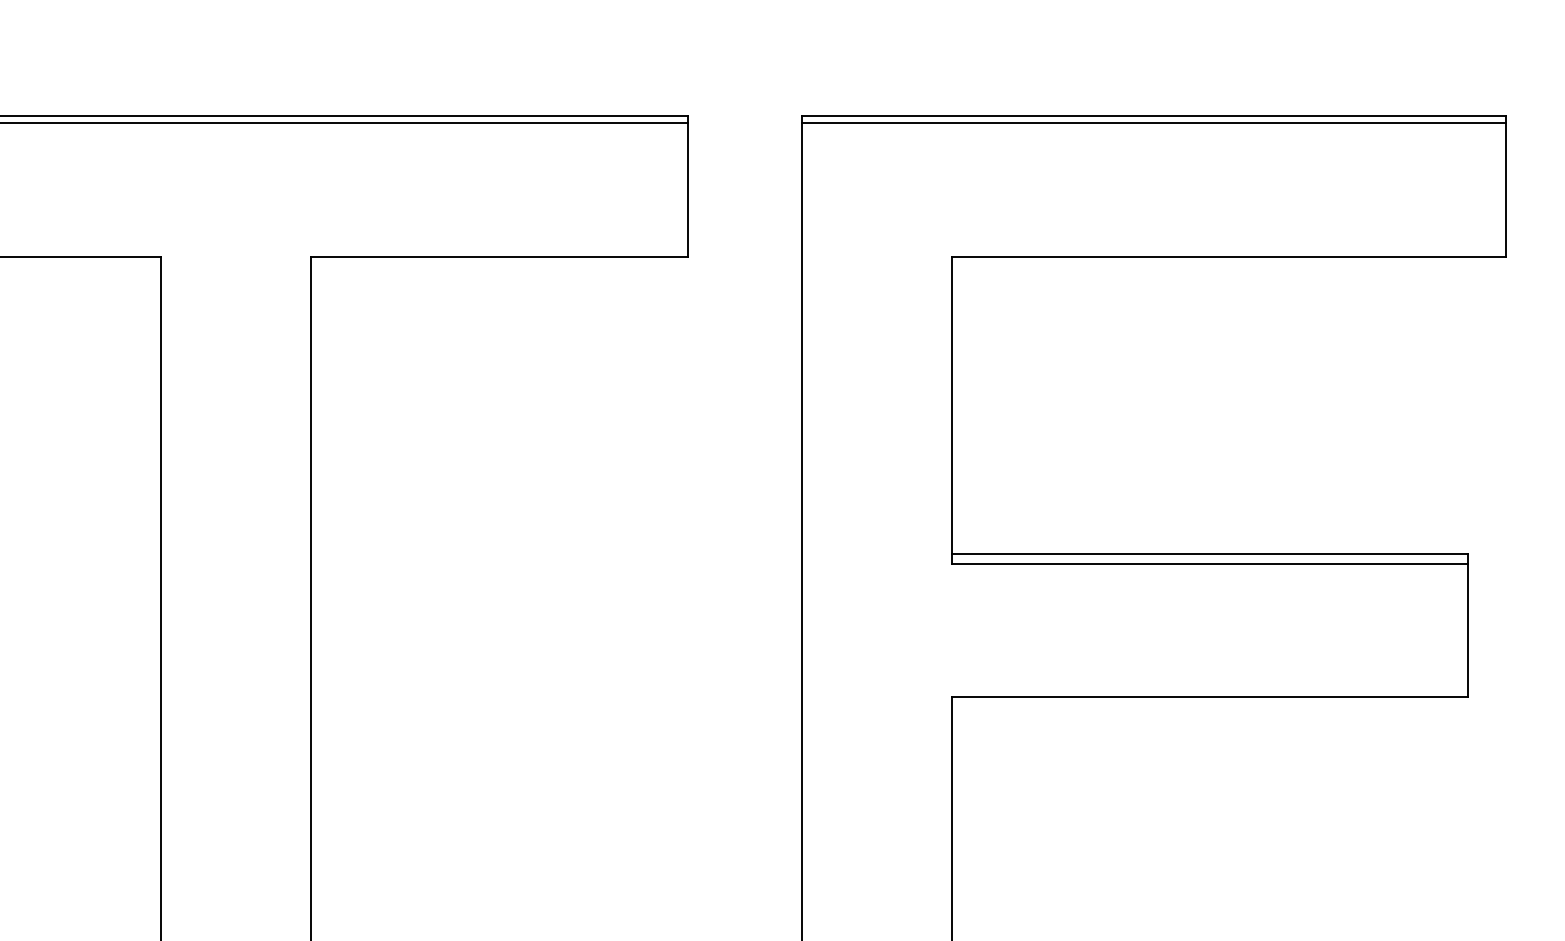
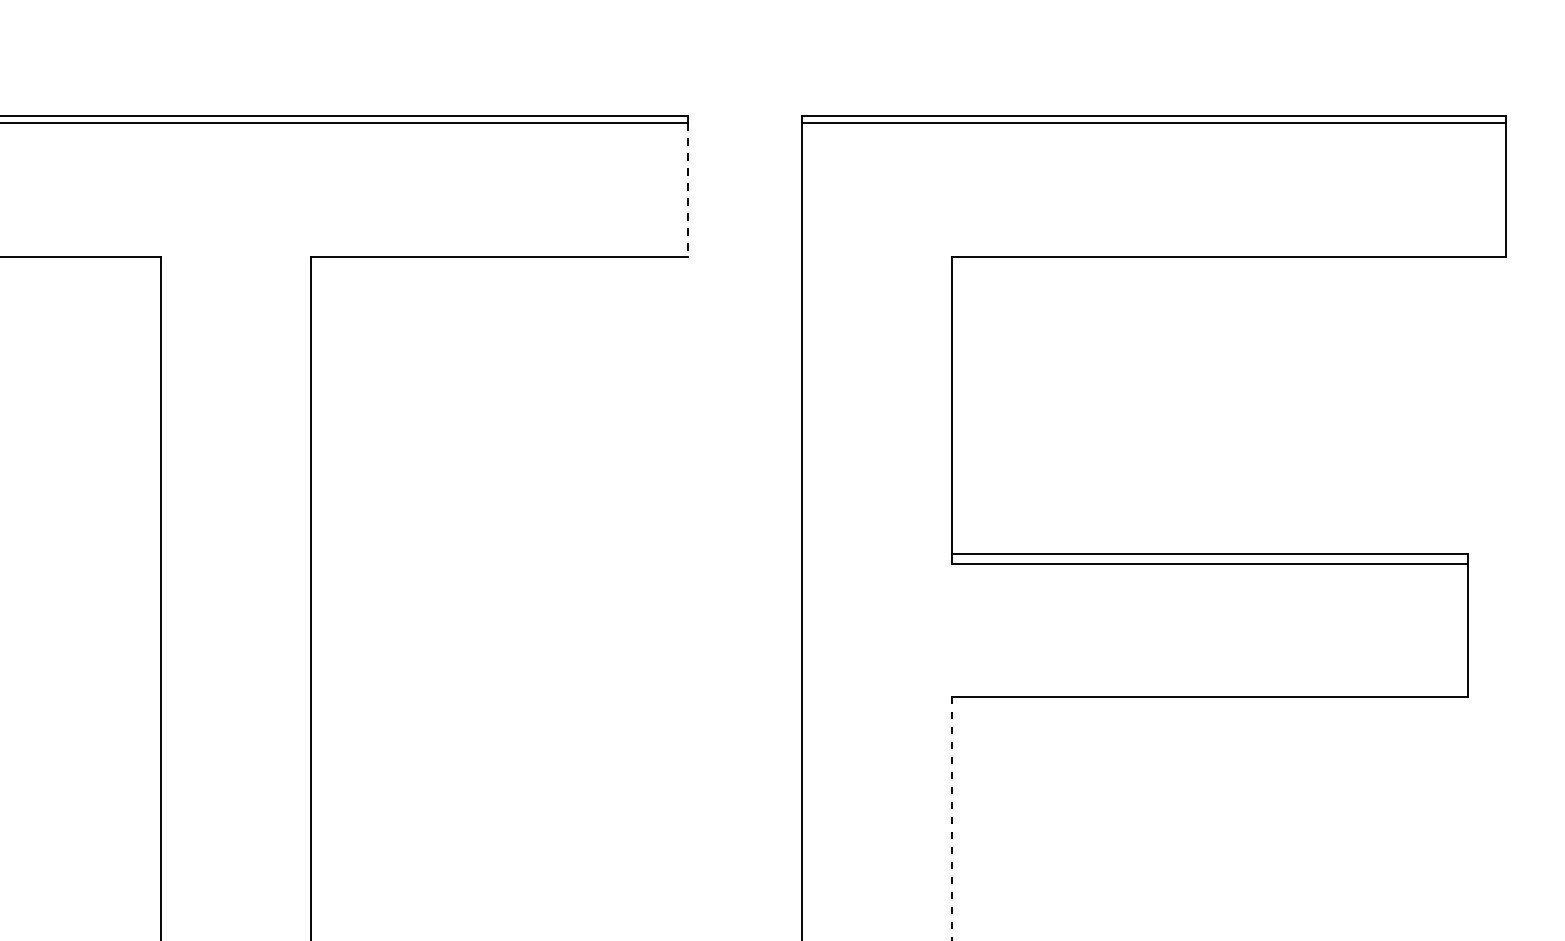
line: solid -> dashed (688, 189)
line: solid -> dashed (951, 818)
